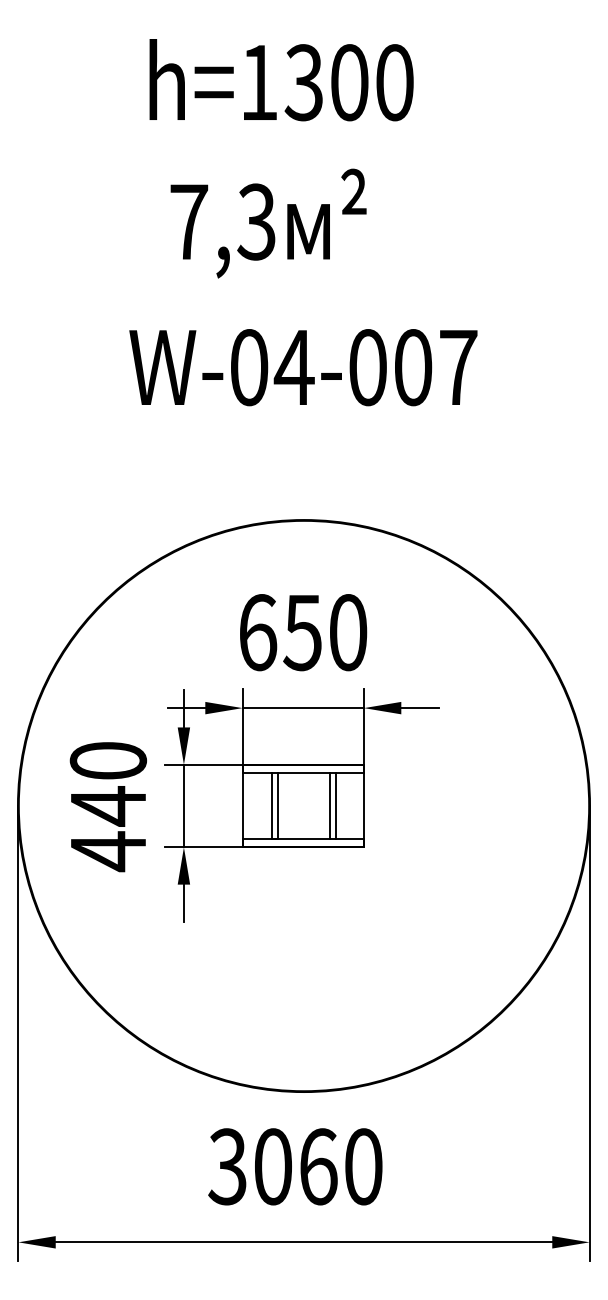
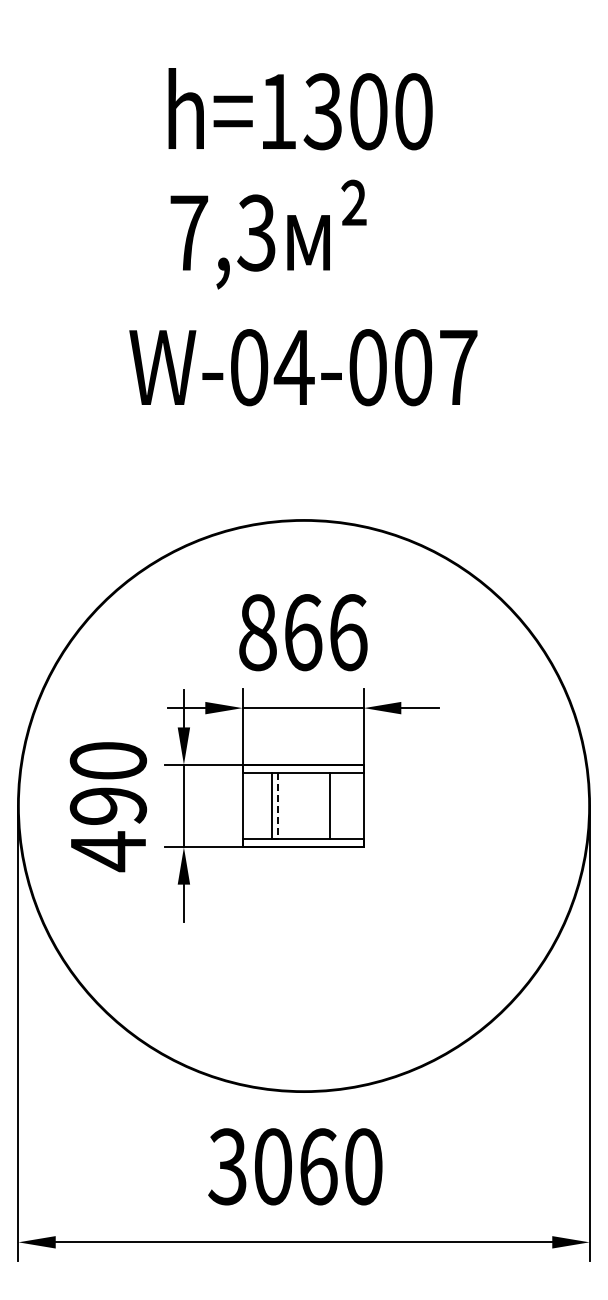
text position: (281, 80) -> (300, 109) (300, 109)
text position: (268, 223) -> (268, 234) (268, 234)
text: 650 -> 866 (303, 632)
line: present -> none (335, 805)
text: 440 -> 490 (108, 806)
line: solid -> dashed (278, 806)
